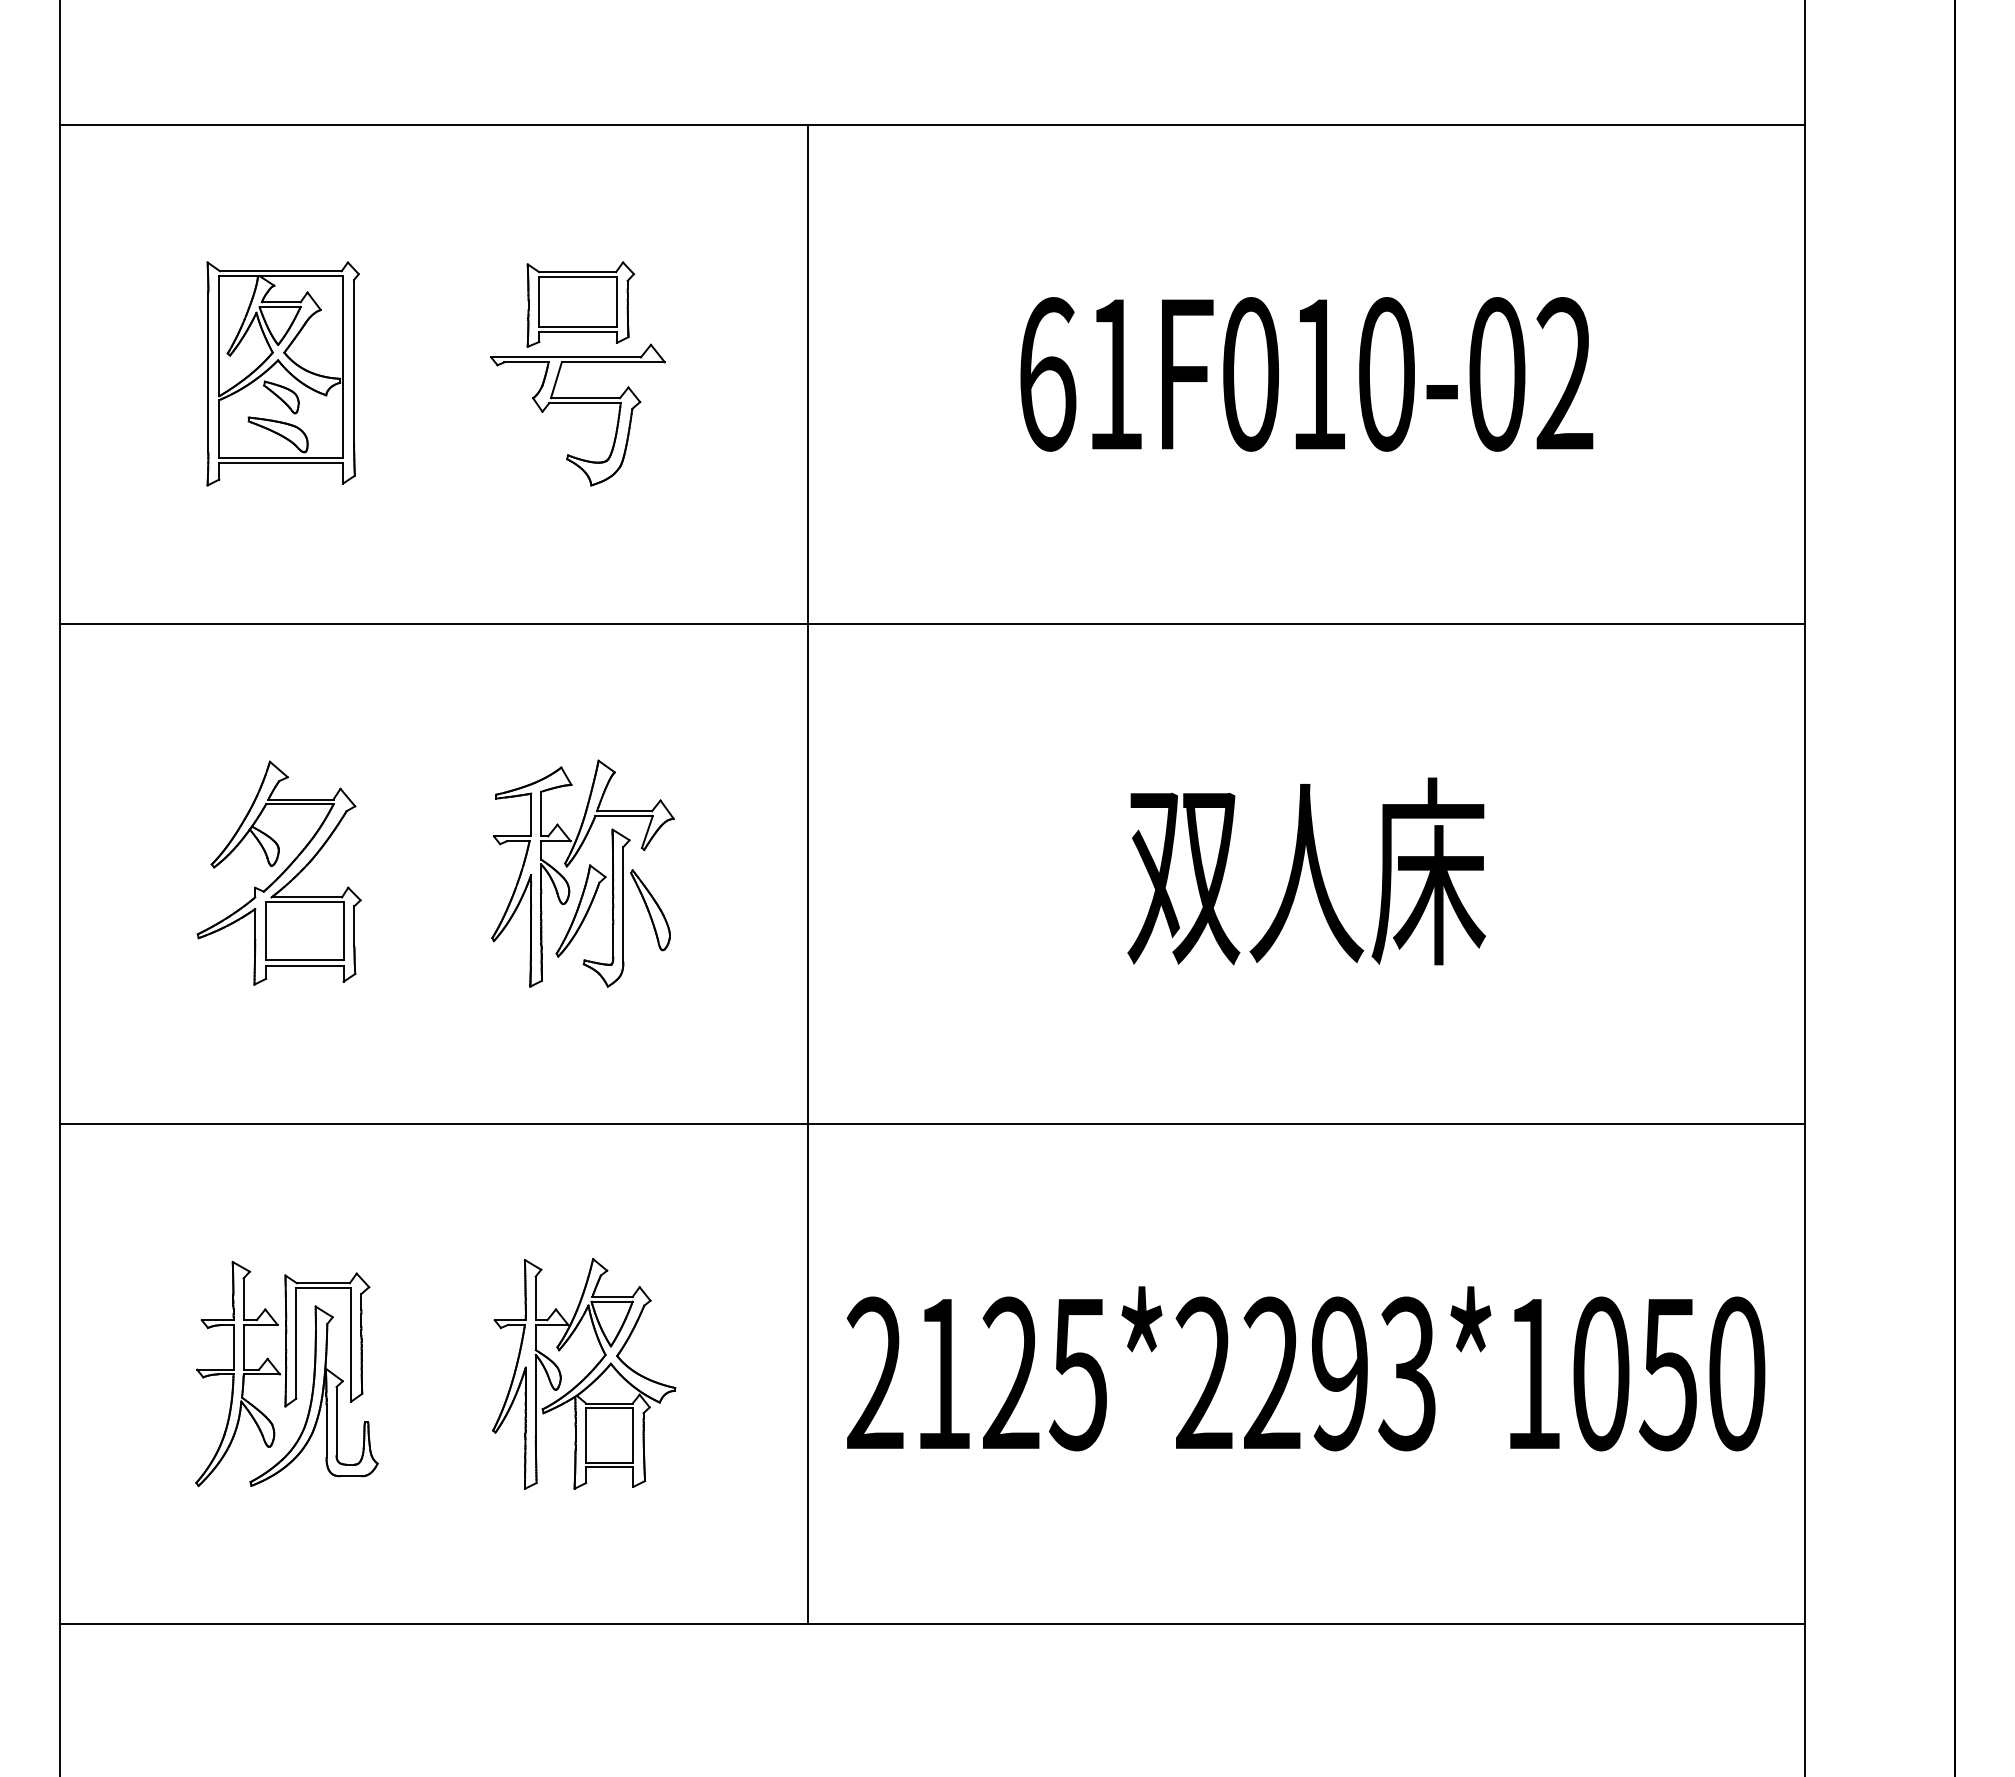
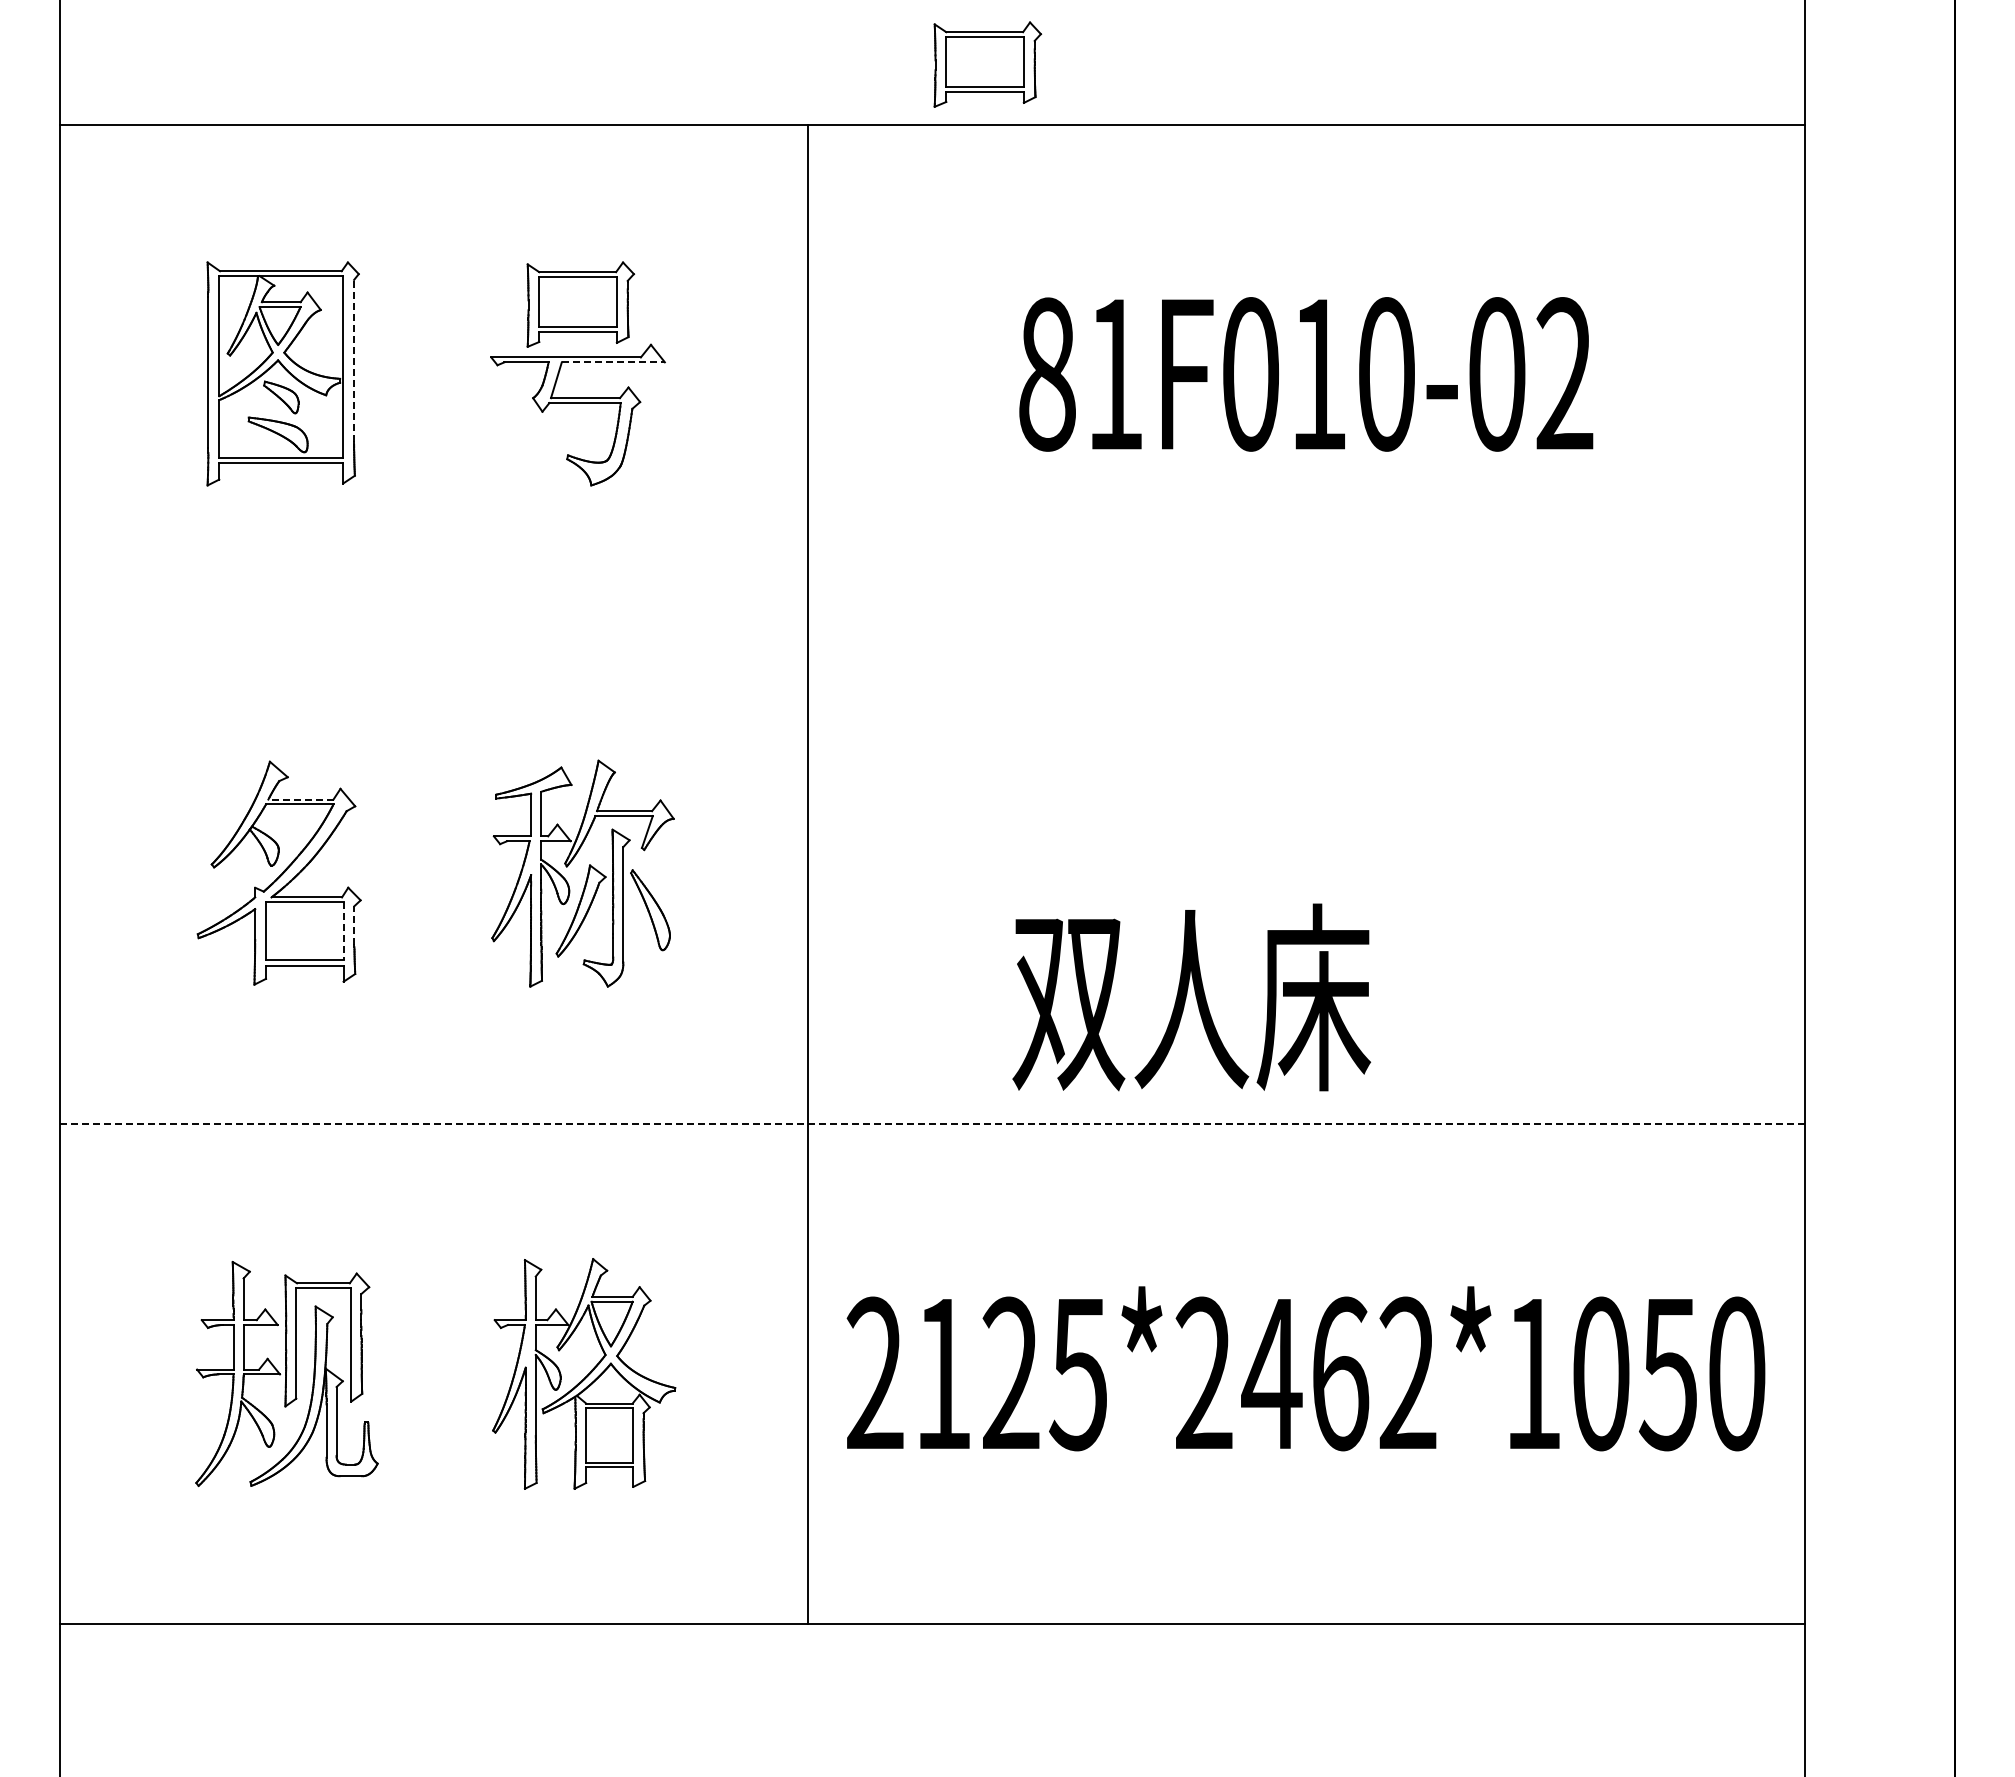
part: none -> present (987, 64)
line: solid -> dashed (354, 360)
line: solid -> dashed (613, 362)
text: 61F010-02 -> 81F010-02 (1047, 374)
line: present -> none (932, 624)
line: solid -> dashed (300, 799)
text position: (1306, 871) -> (1191, 997) (1191, 997)
line: solid -> dashed (354, 925)
line: solid -> dashed (343, 931)
line: solid -> dashed (932, 1124)
text: 2125*2293*1050 -> 2125*2462*1050 (1338, 1373)
